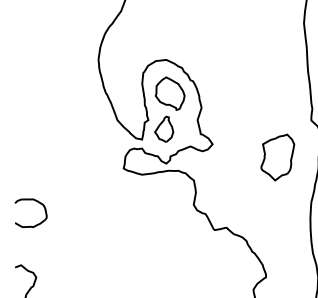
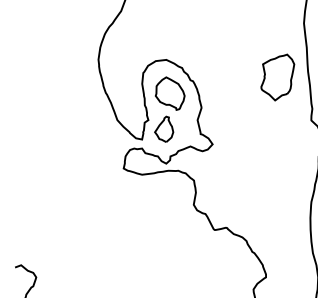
part position: (277, 157) -> (277, 77) (277, 77)
part: present -> none (30, 225)
